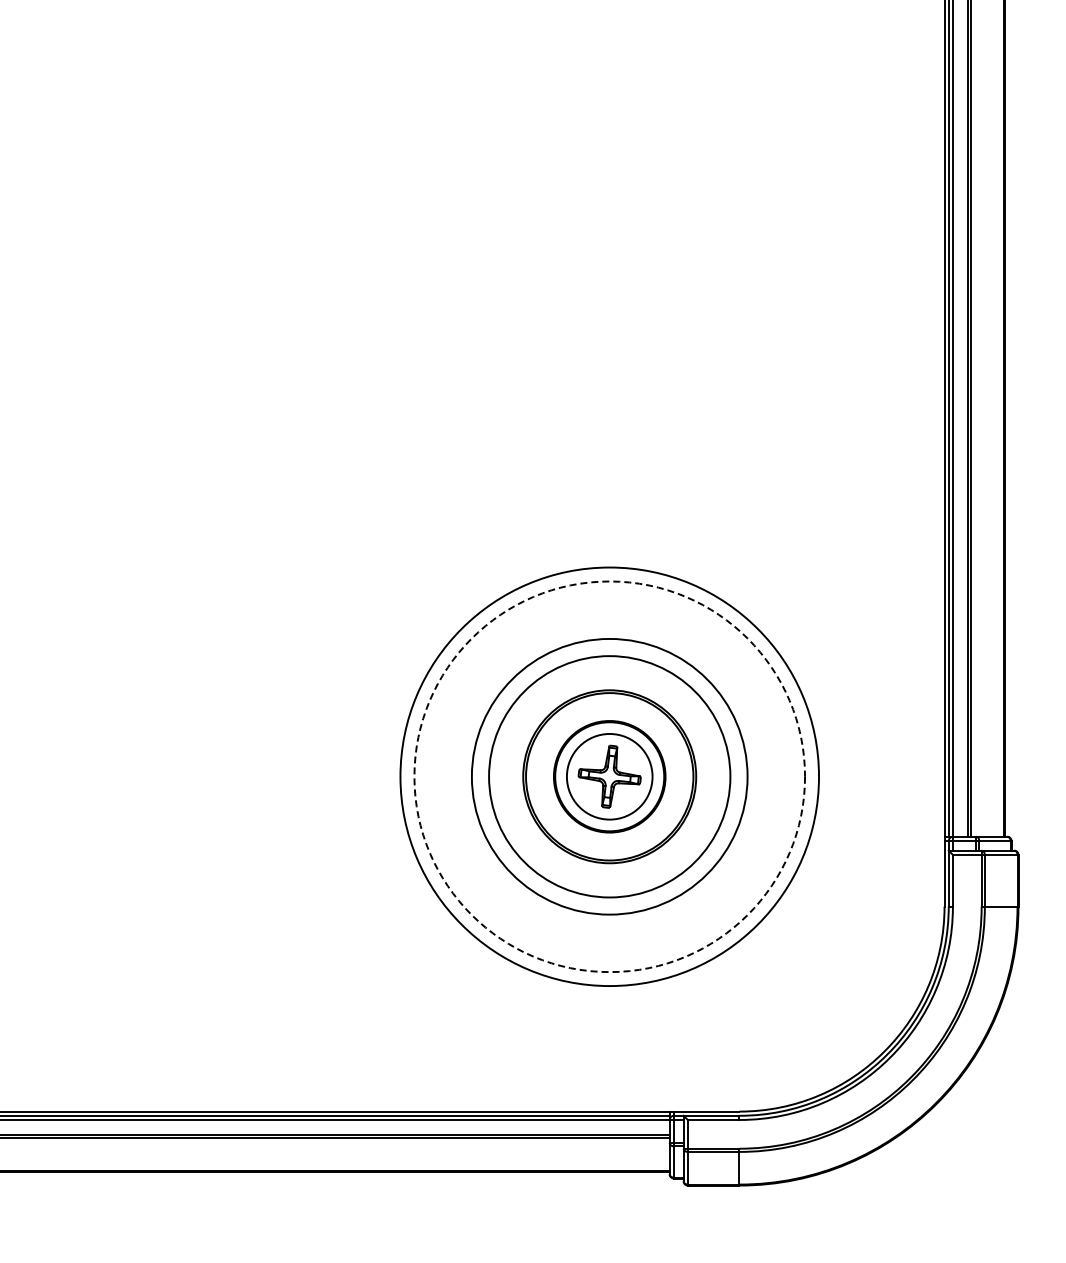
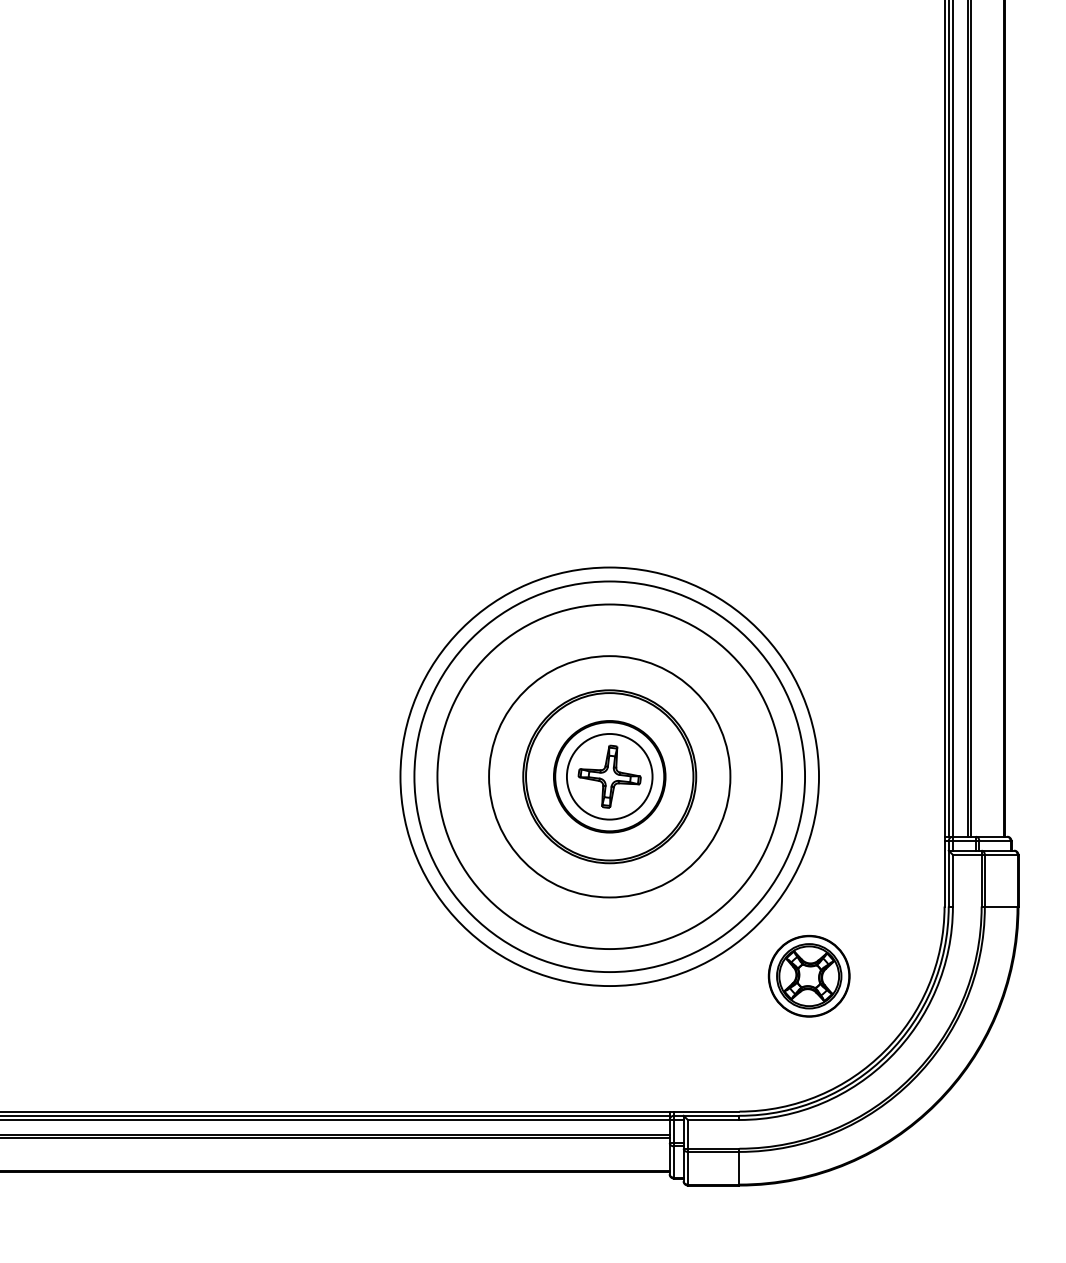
circle diameter: 276 px -> 345 px (609, 776)
circle: dashed -> solid (609, 776)
part: none -> present (808, 976)
